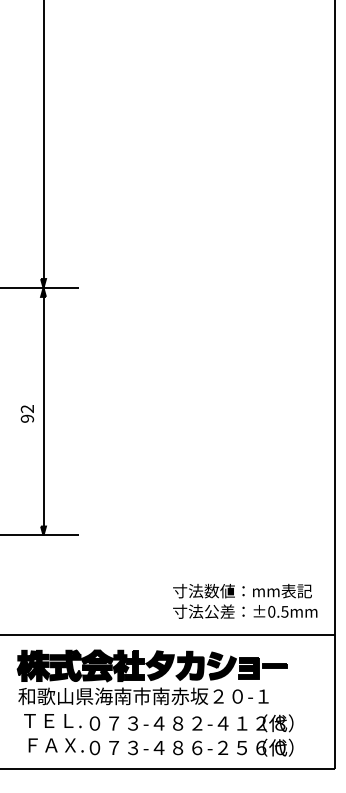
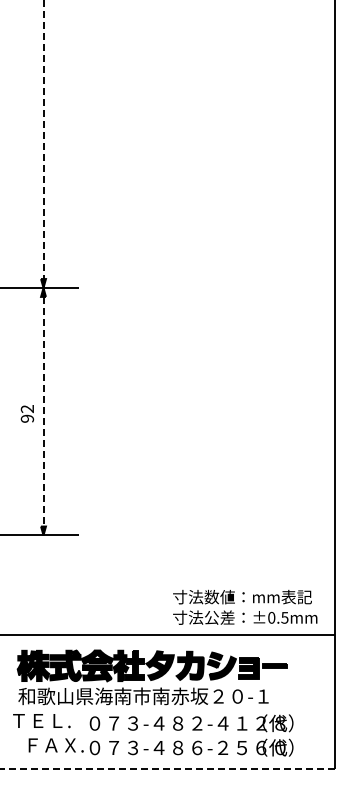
line: solid -> dashed (43, 267)
text position: (245, 600) -> (245, 606) (245, 606)
text position: (52, 721) -> (41, 721) (41, 721)
line: solid -> dashed (167, 769)
